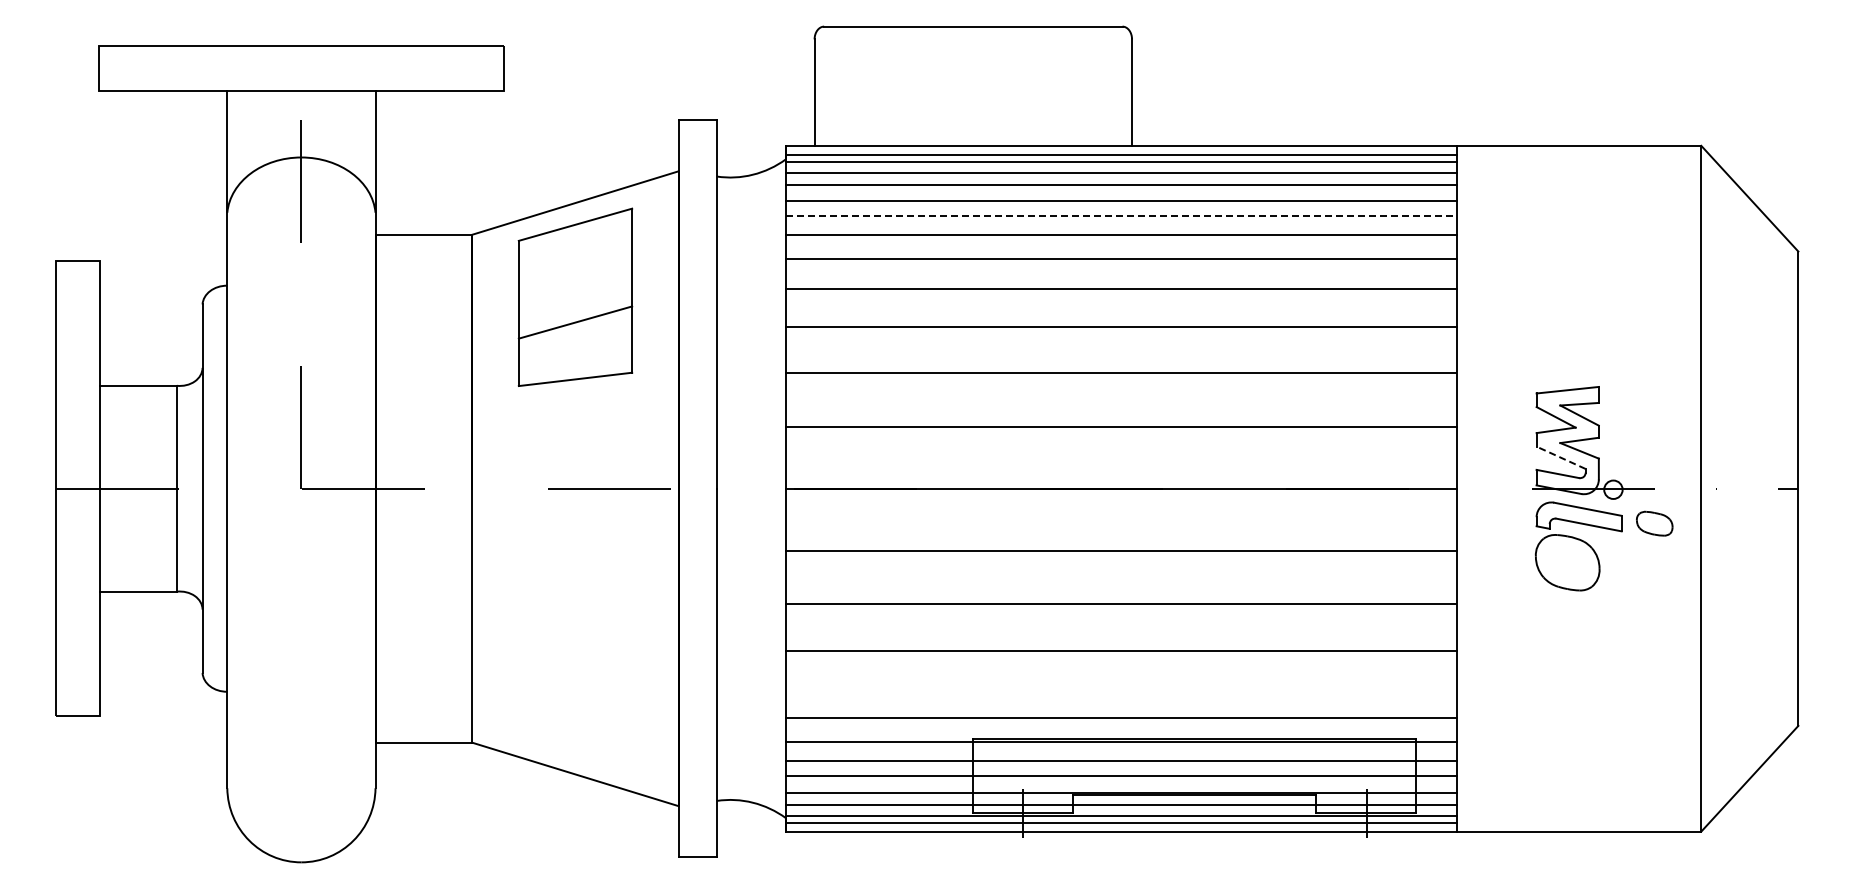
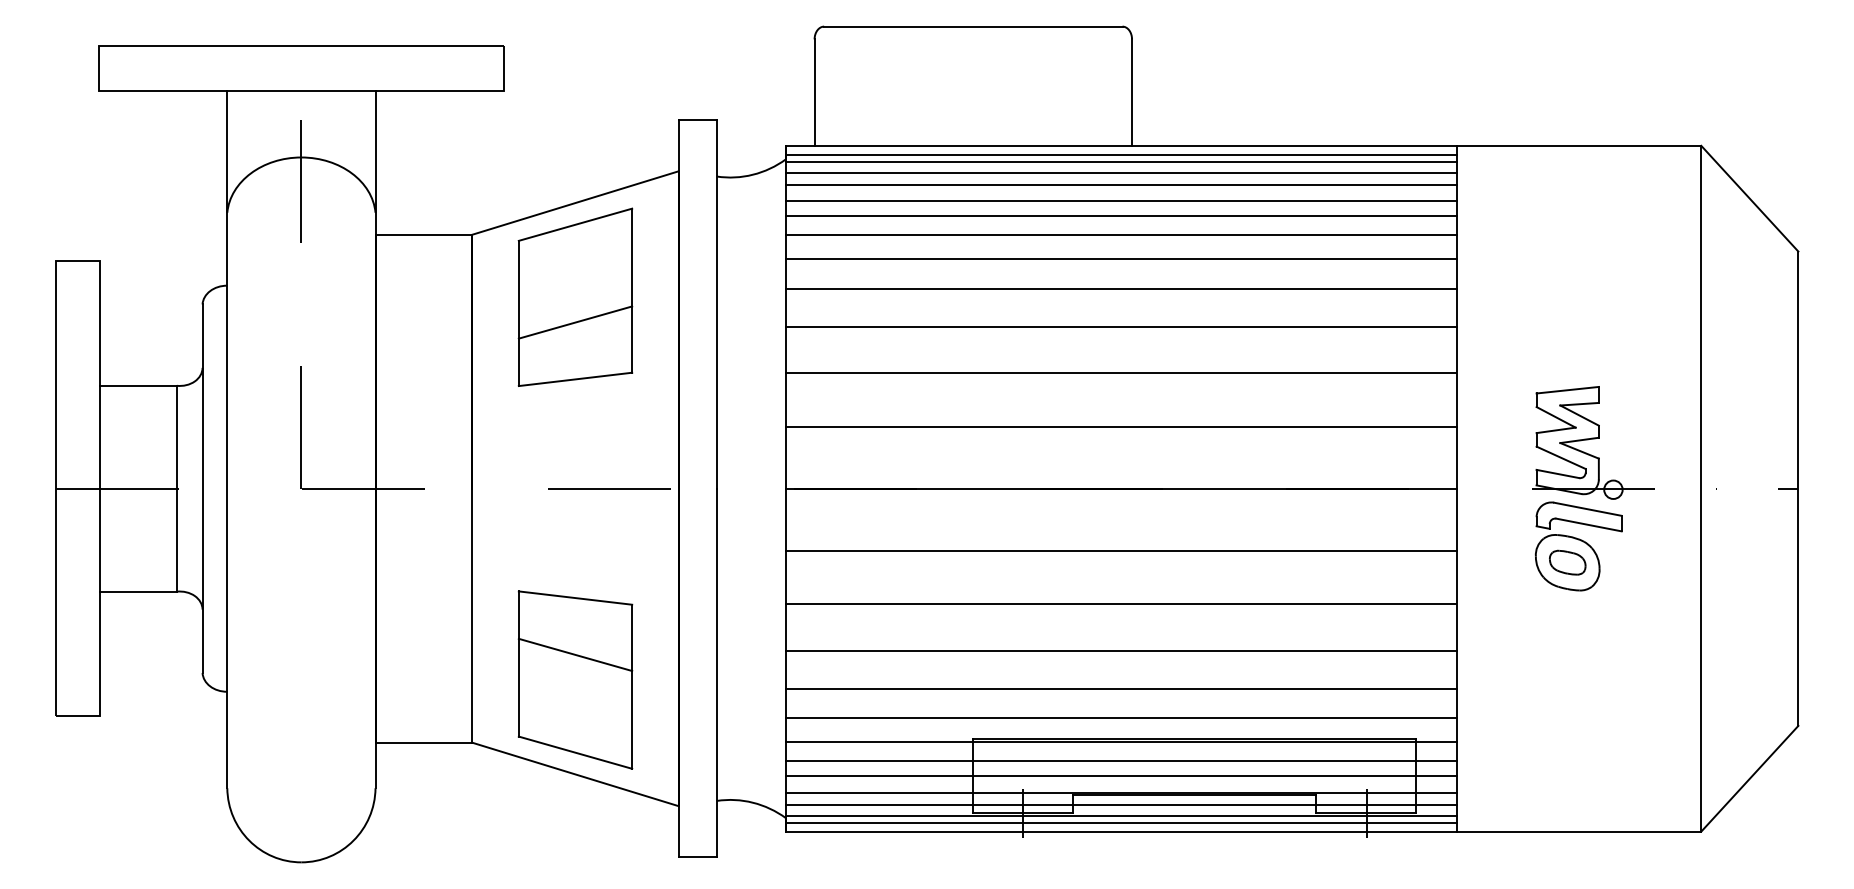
line: dashed -> solid (1122, 216)
line: dashed -> solid (1561, 457)
part position: (1654, 523) -> (1567, 562) (1567, 562)
part: none -> present (575, 679)
line: none -> present (1121, 688)
